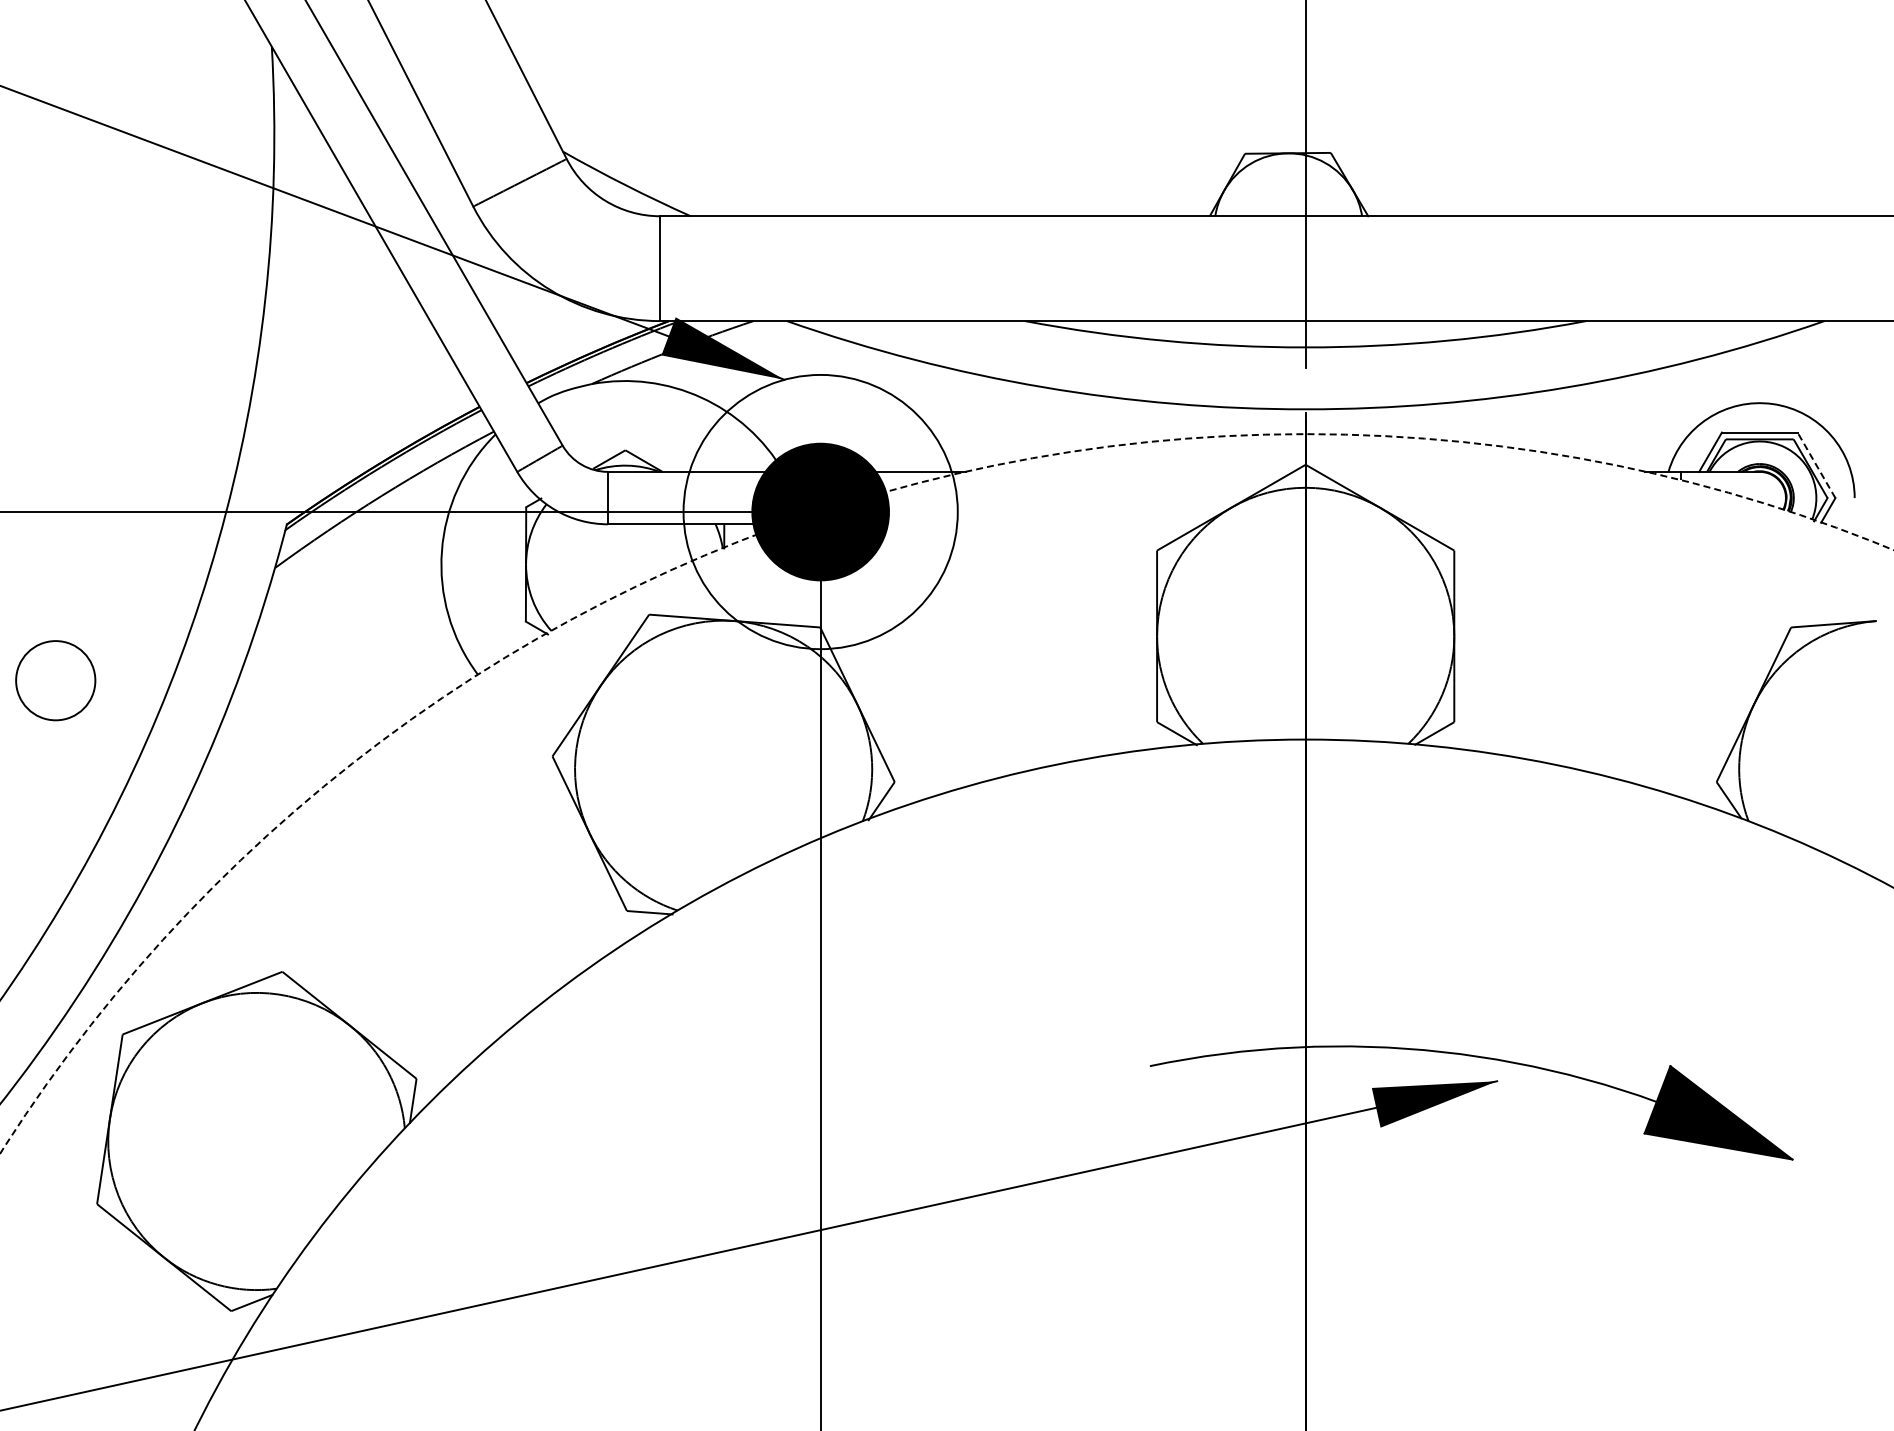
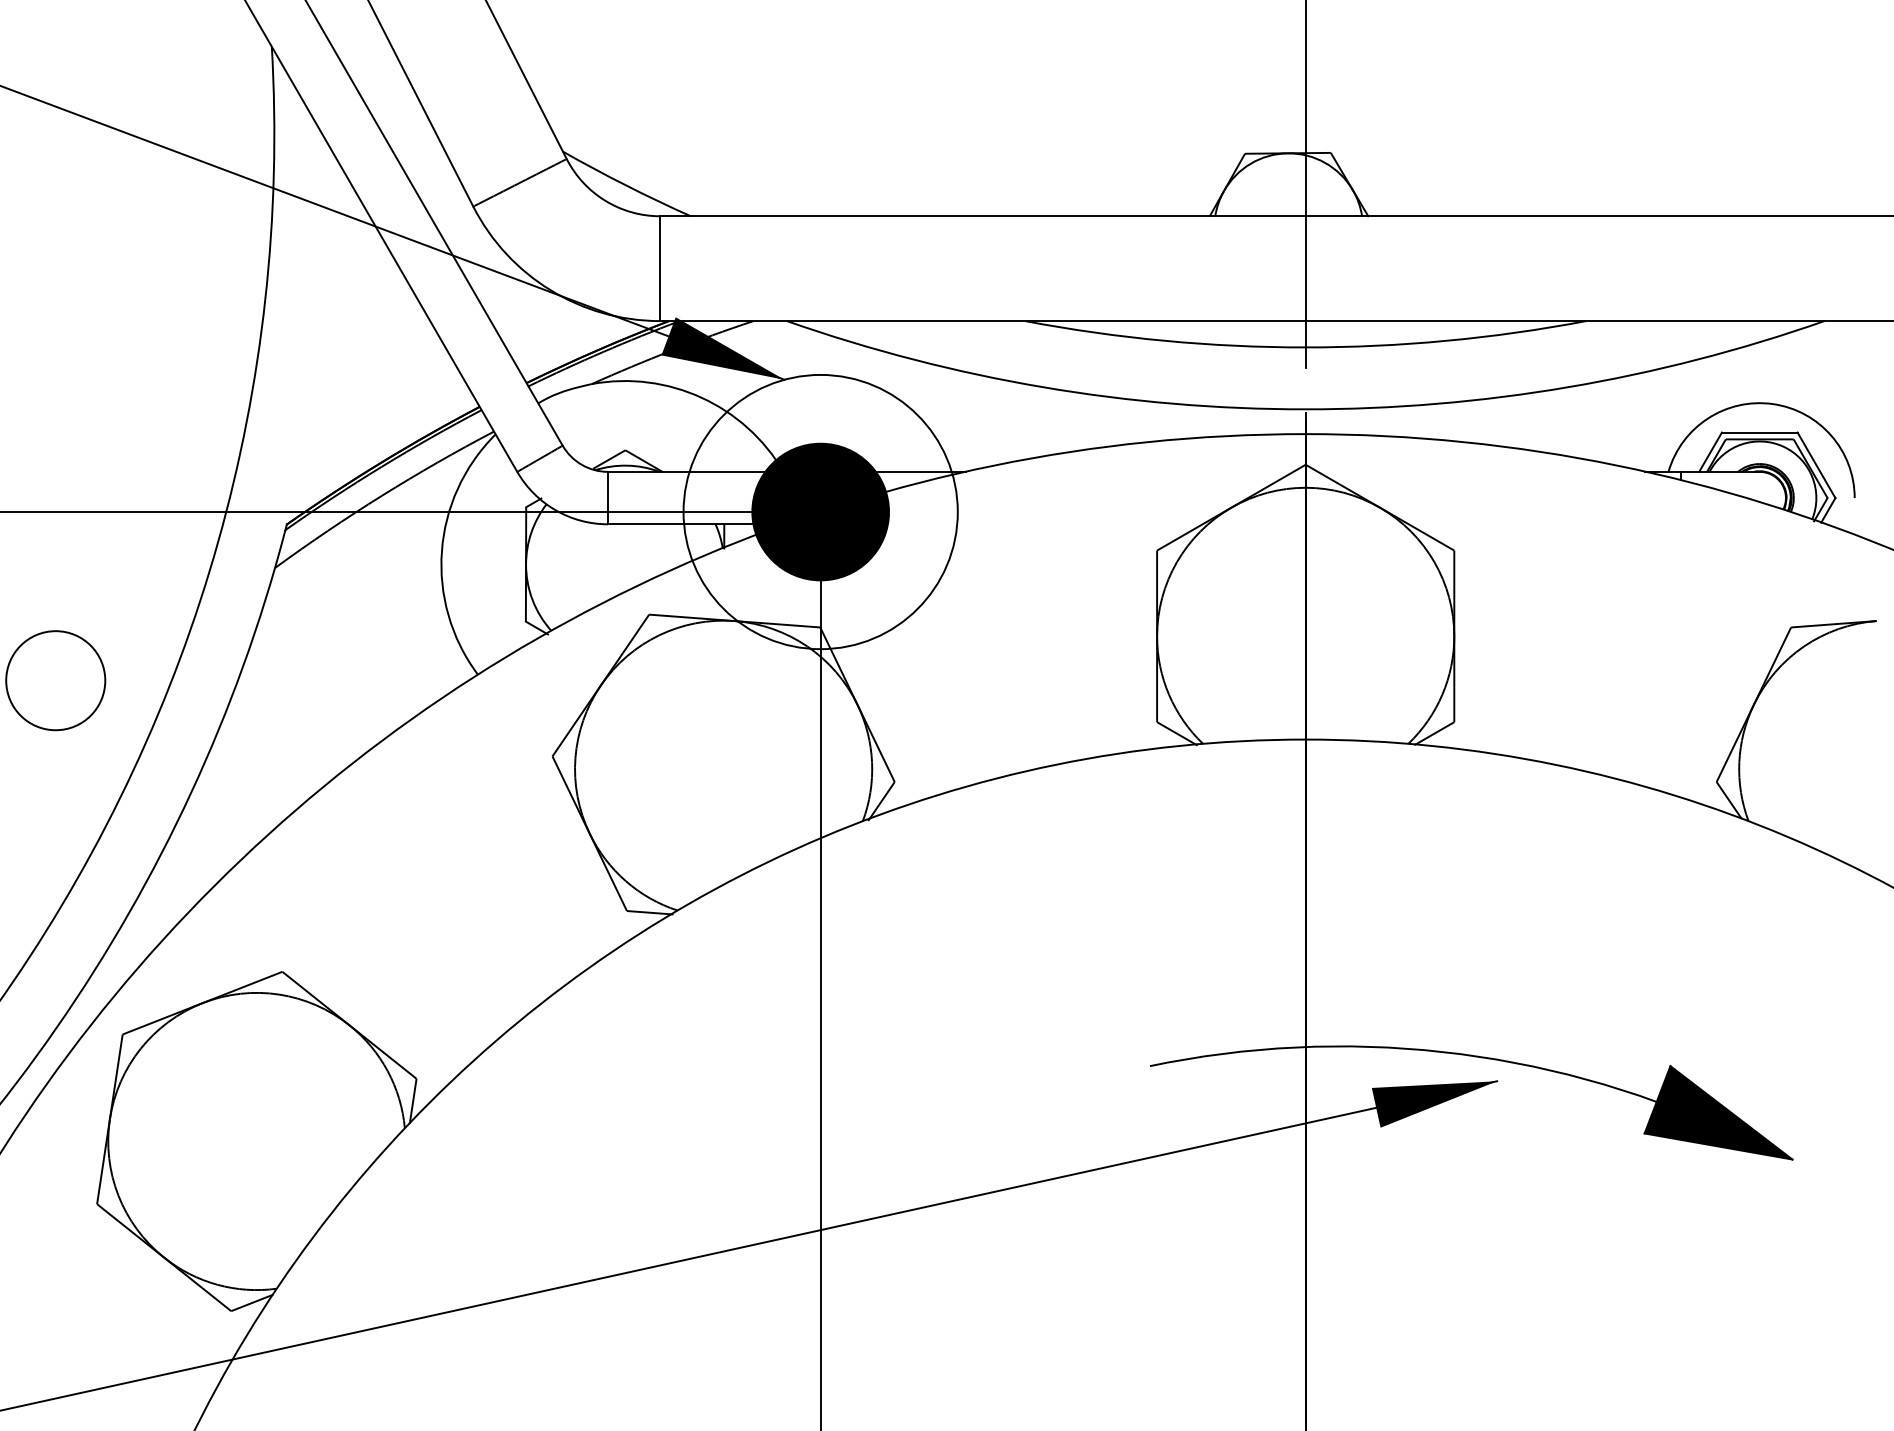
line: dashed -> solid (1816, 465)
circle diameter: 79 px -> 99 px (55, 680)
circle: dashed -> solid (946, 793)
